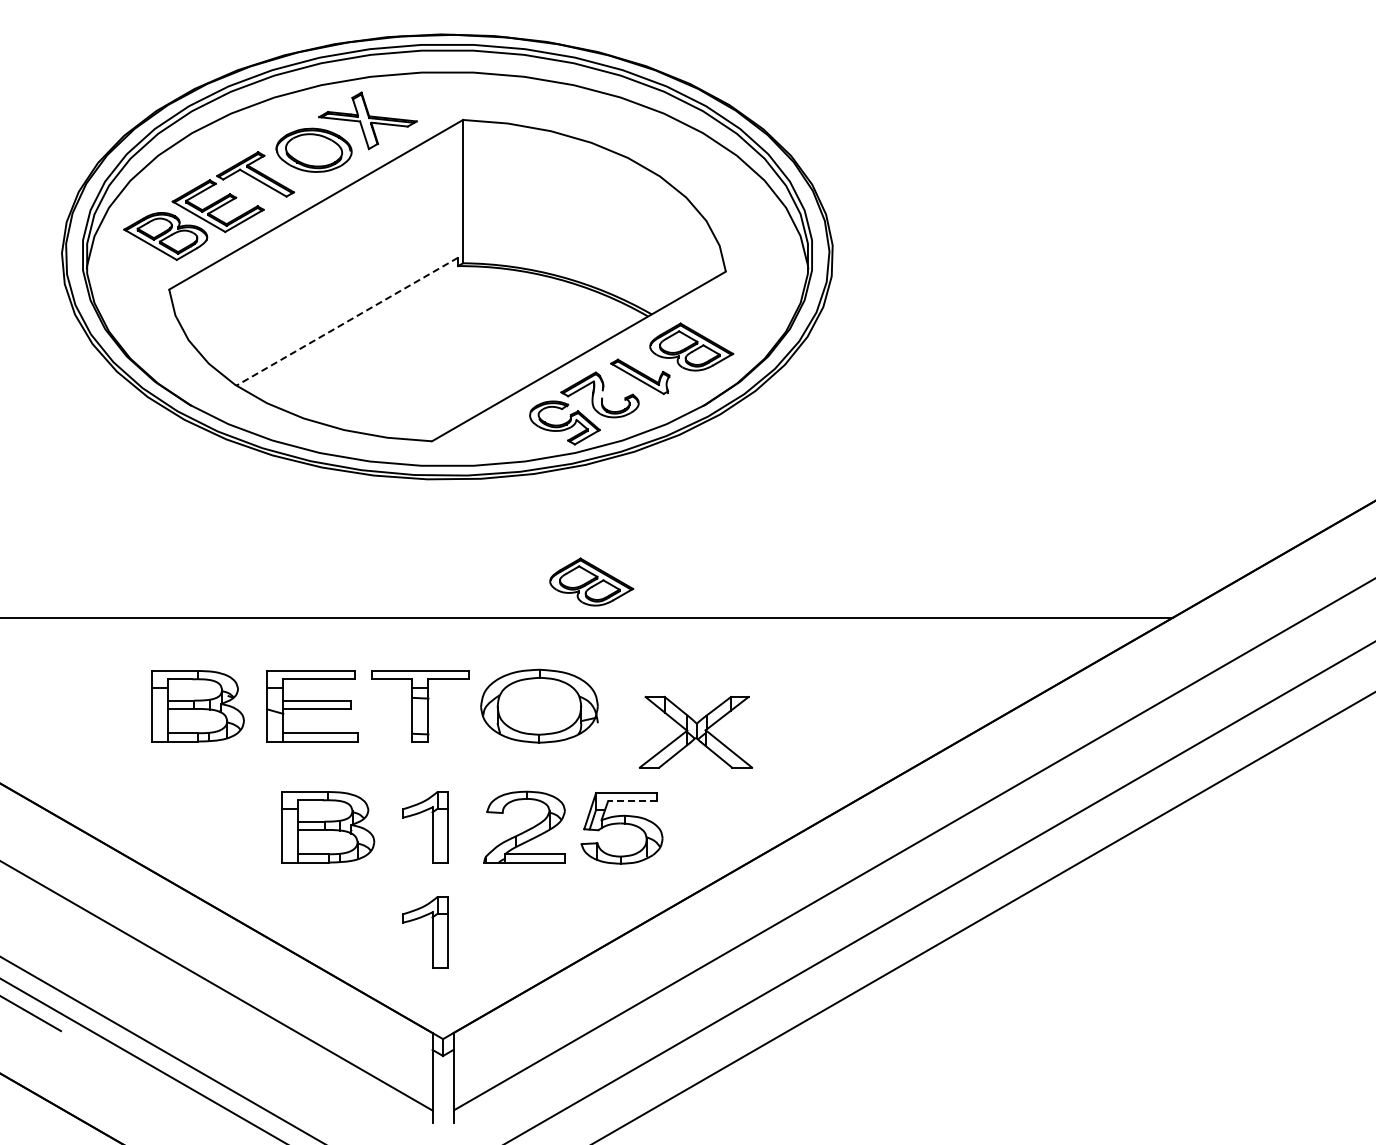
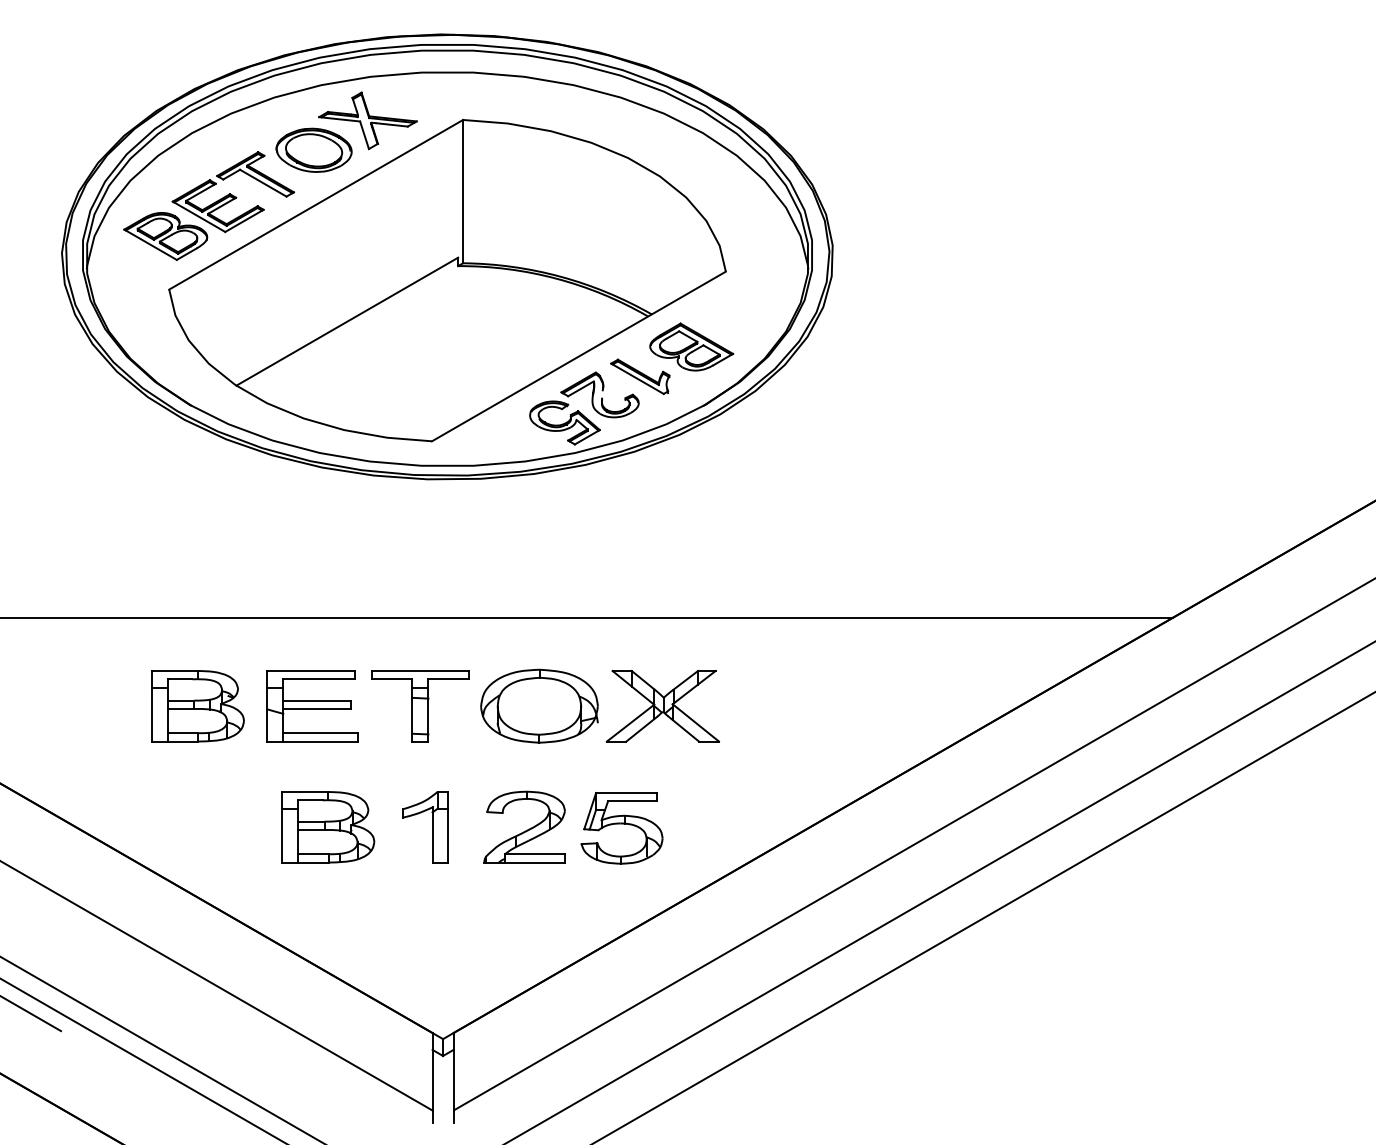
line: dashed -> solid (346, 321)
part: present -> none (591, 581)
part position: (695, 731) -> (662, 705) (662, 705)
line: dashed -> solid (632, 801)
part: present -> none (432, 932)
